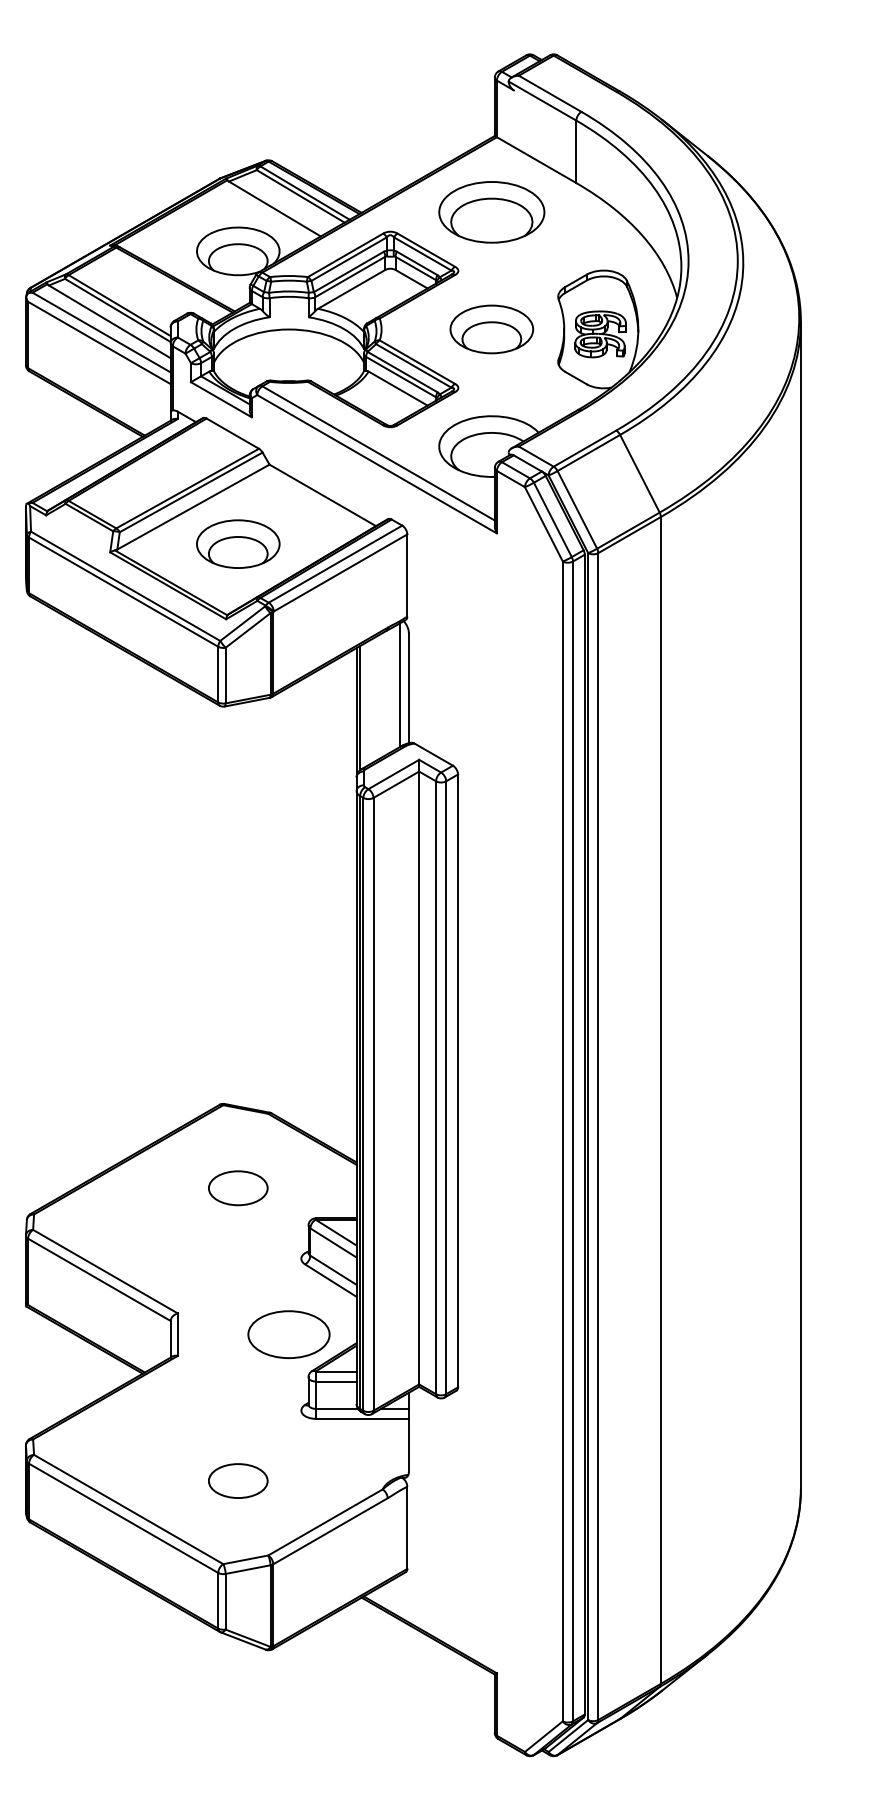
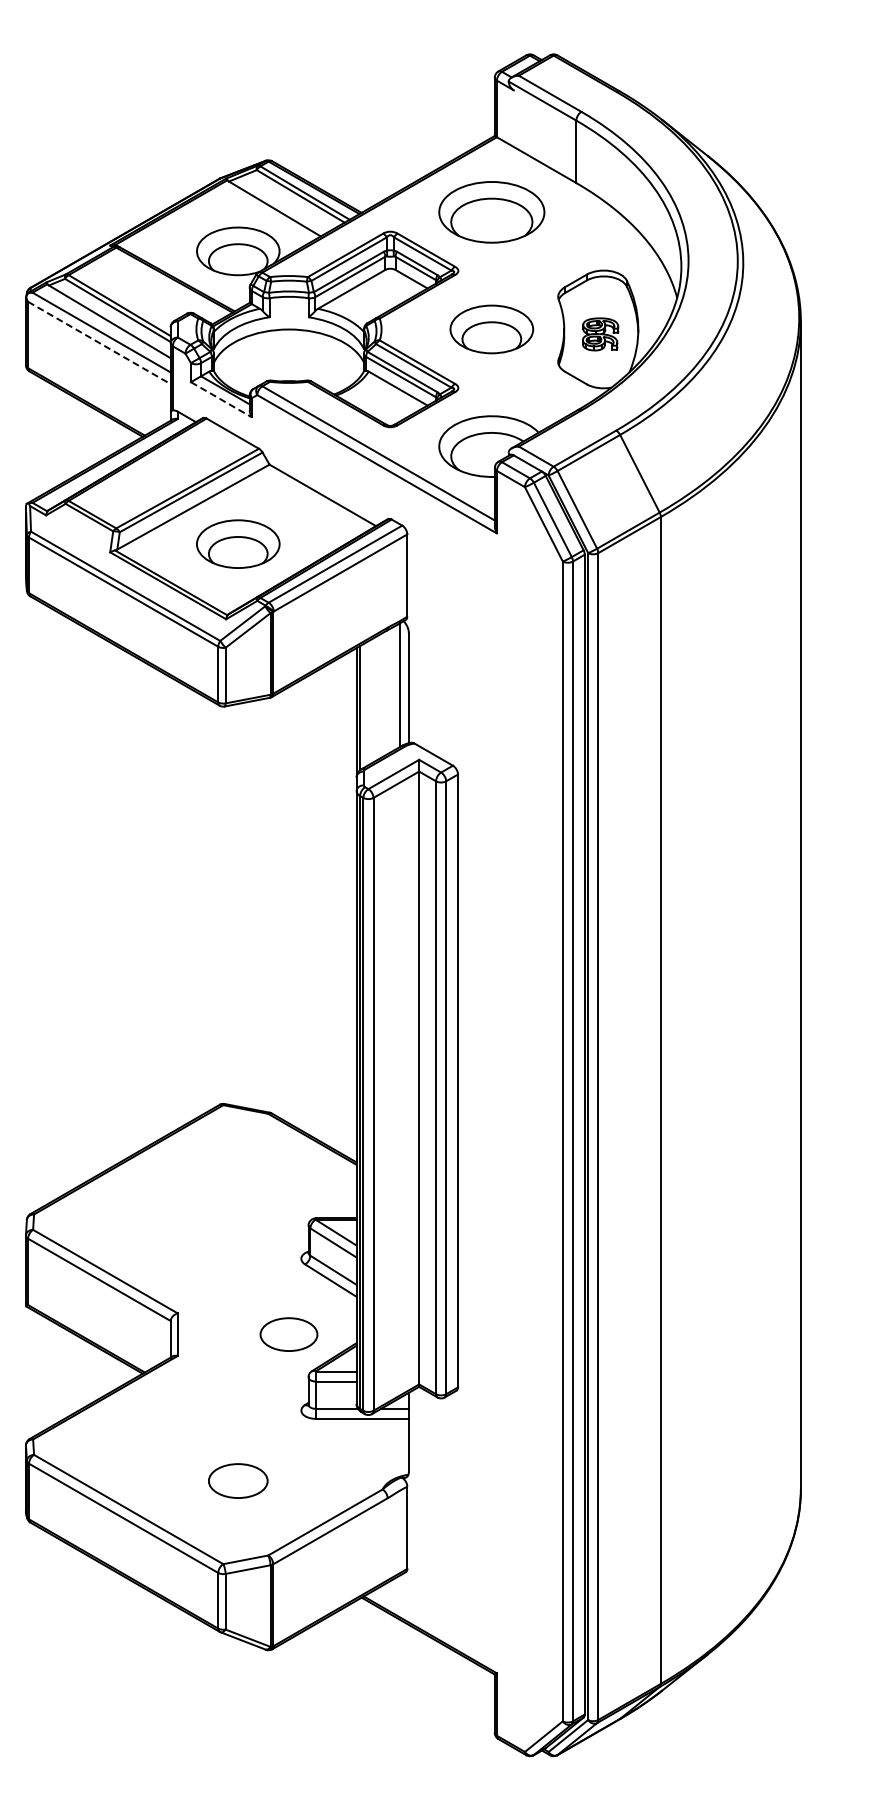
part size: 53x49 px -> 38x35 px (600, 334)
line: solid -> dashed (99, 343)
line: solid -> dashed (221, 399)
part: present -> none (238, 1188)
part size: 84x49 px -> 60x35 px (288, 1334)
